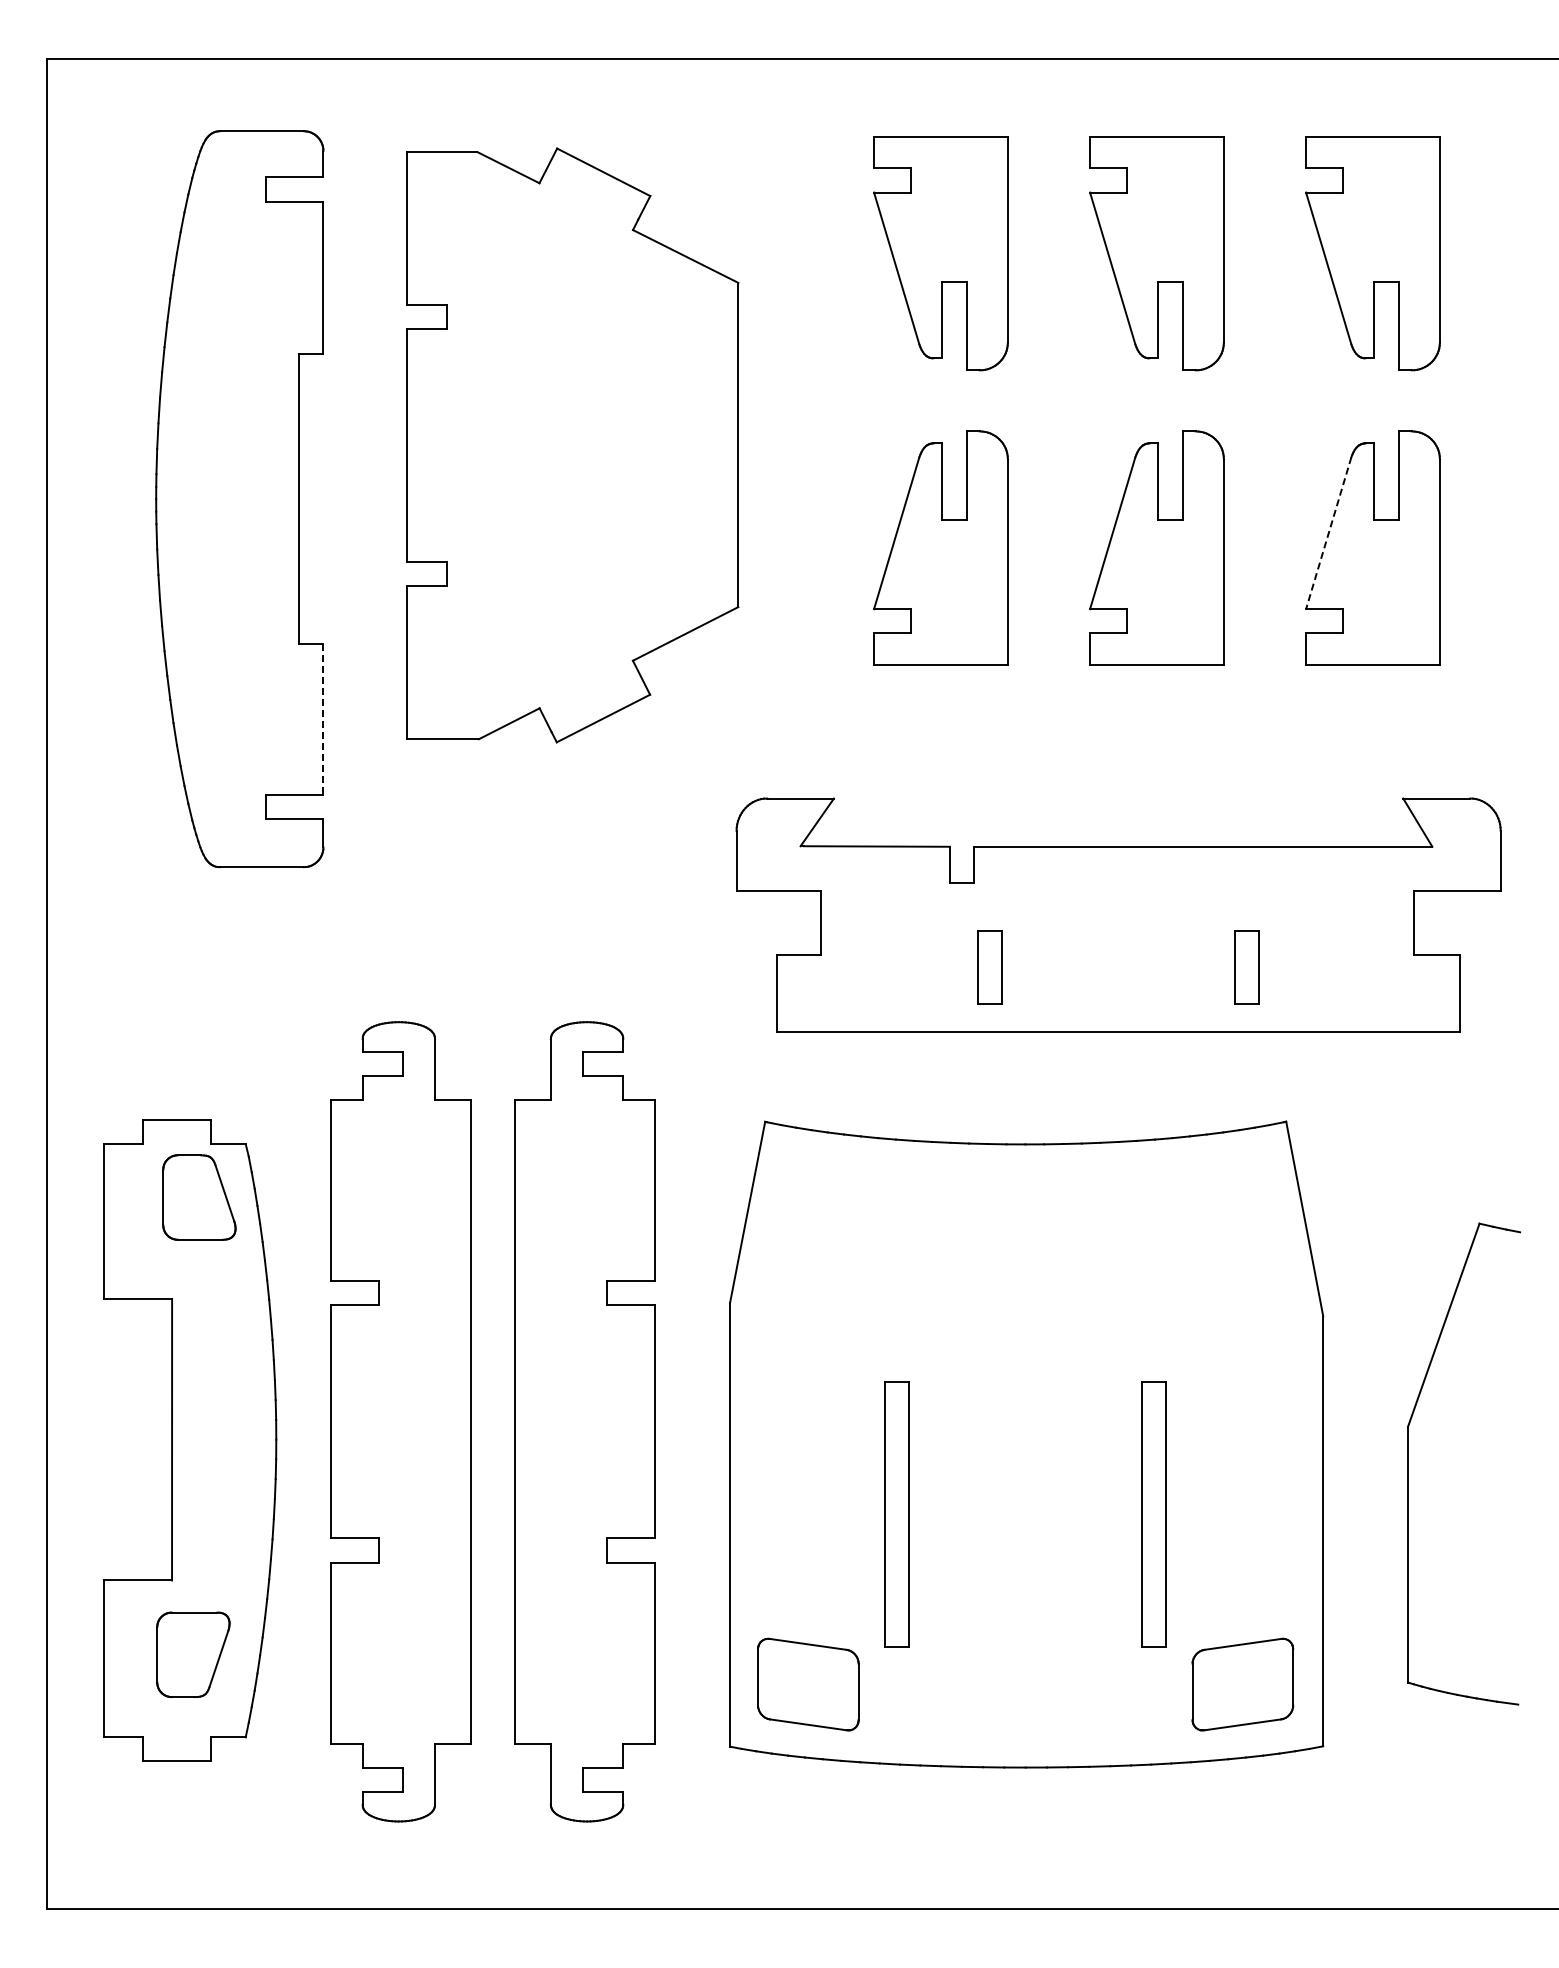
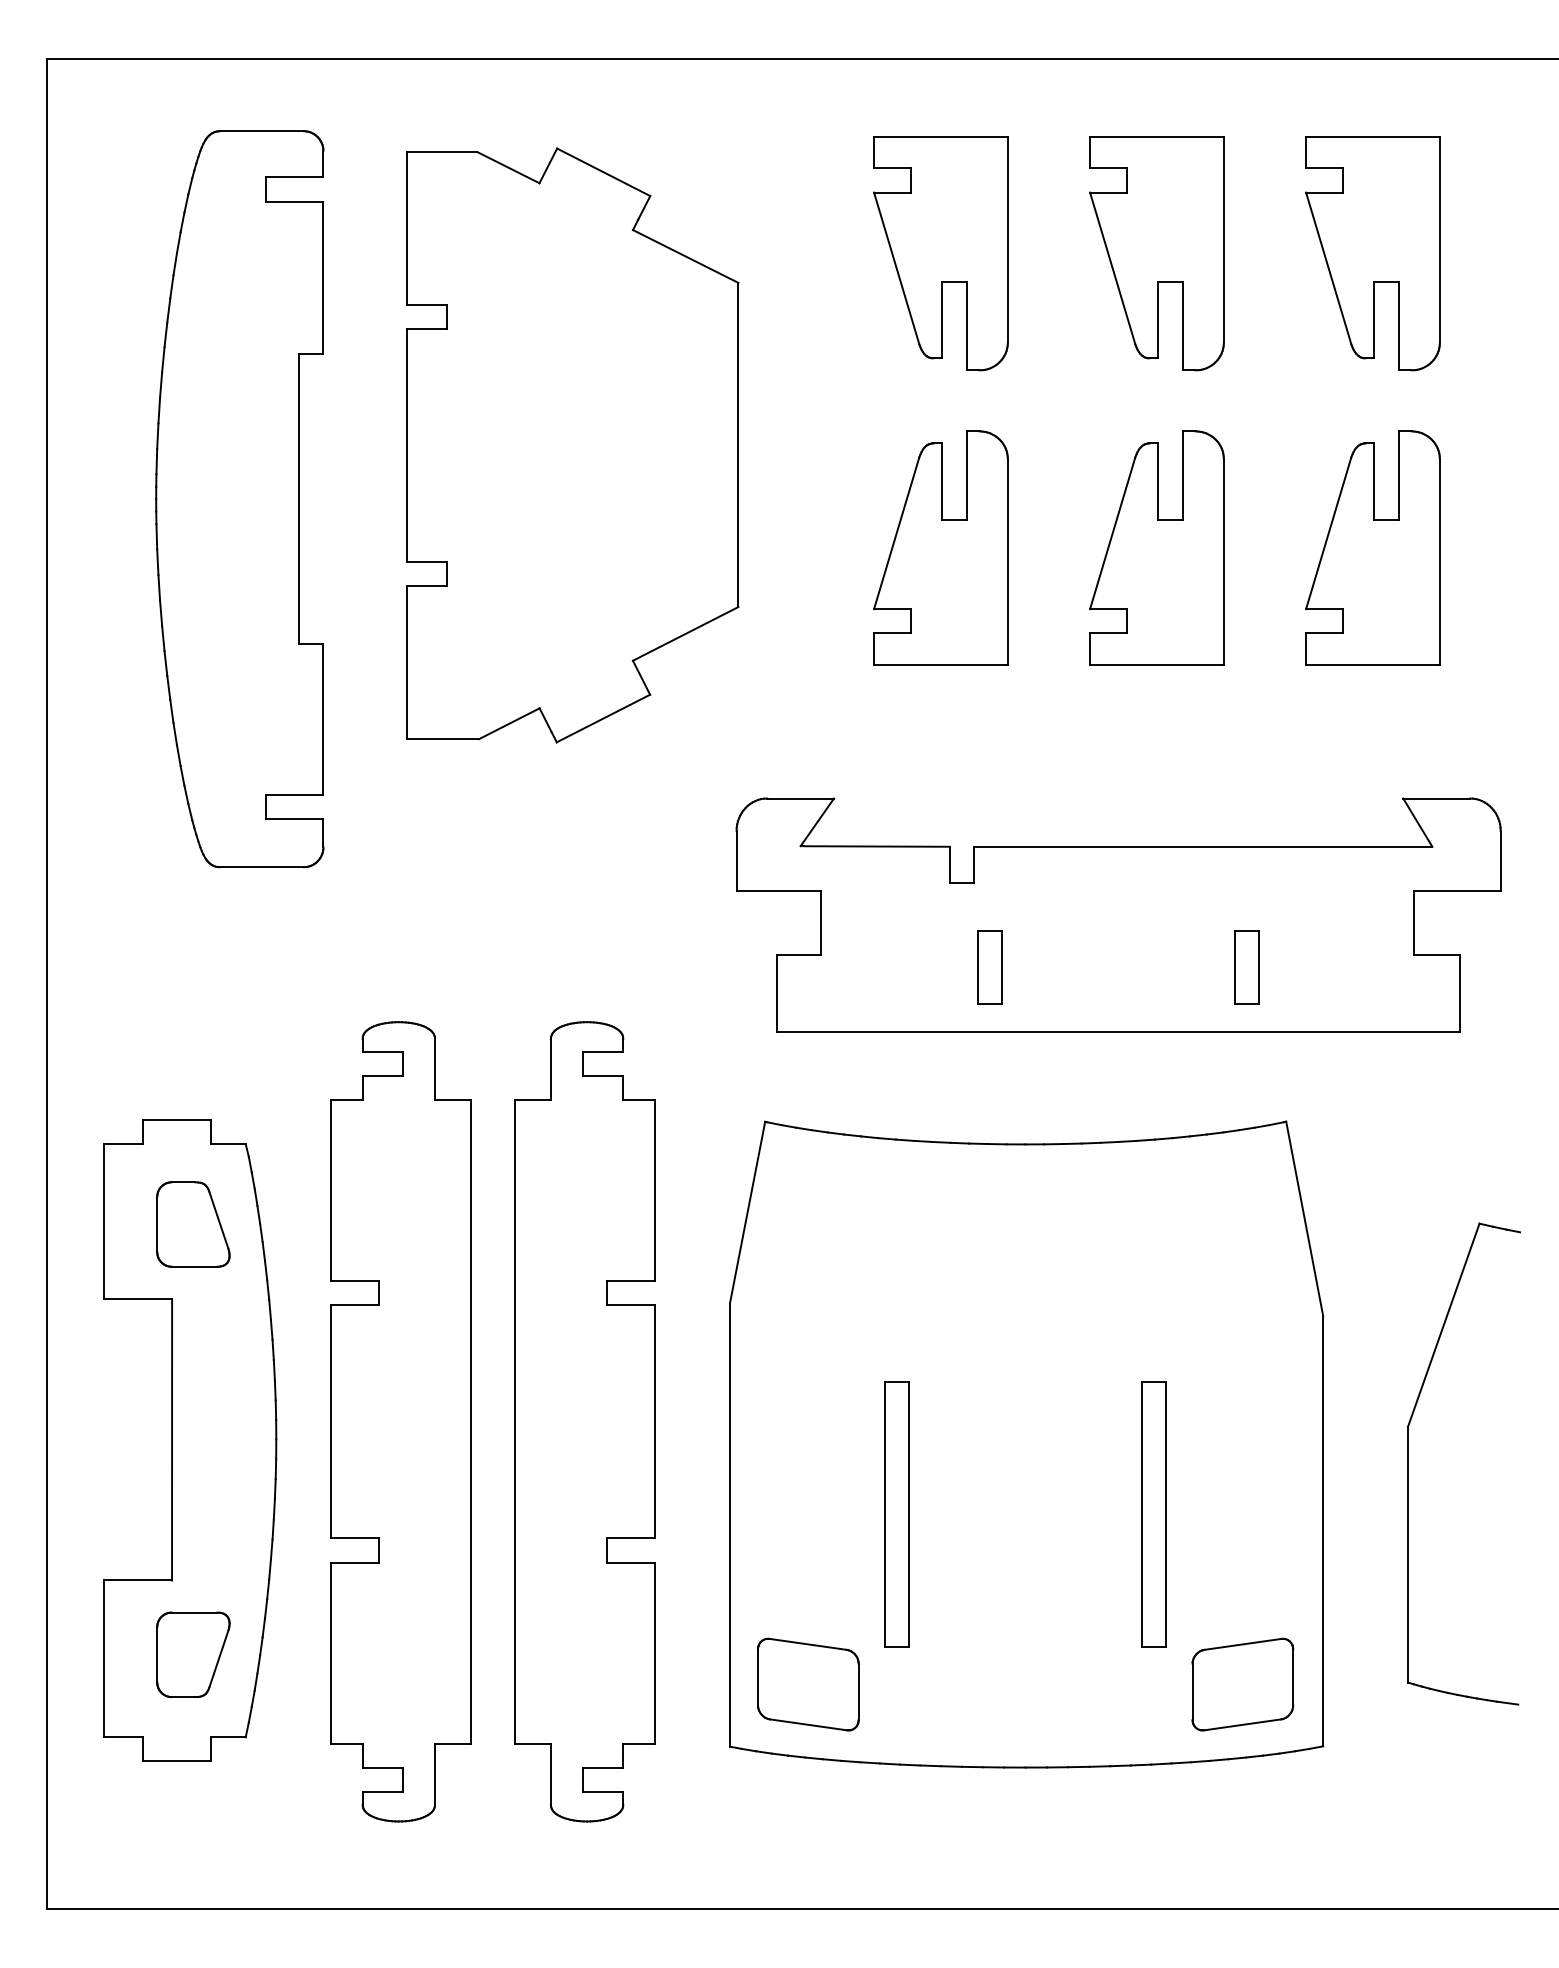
line: dashed -> solid (1328, 533)
line: dashed -> solid (323, 719)
part position: (199, 1197) -> (193, 1224) (193, 1224)
